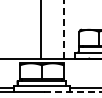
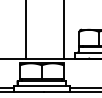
line: dashed -> solid (64, 28)
line position: (41, 30) -> (26, 30) (26, 30)
line: dashed -> solid (73, 92)
